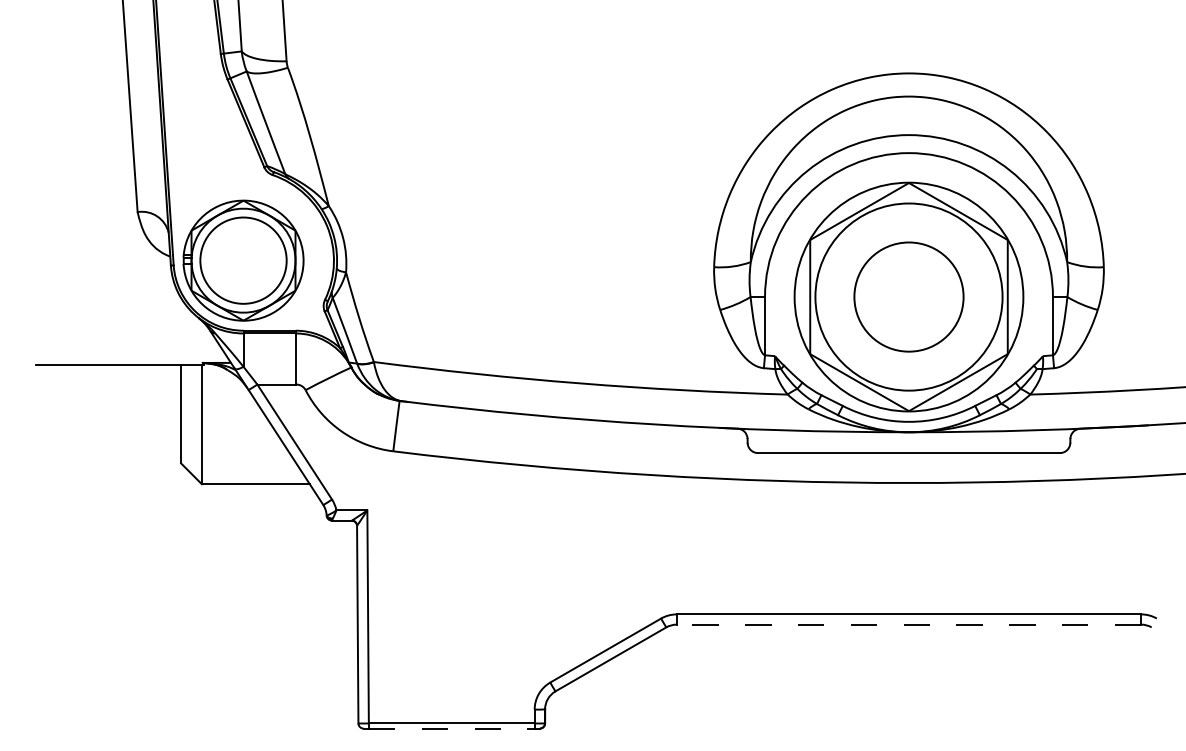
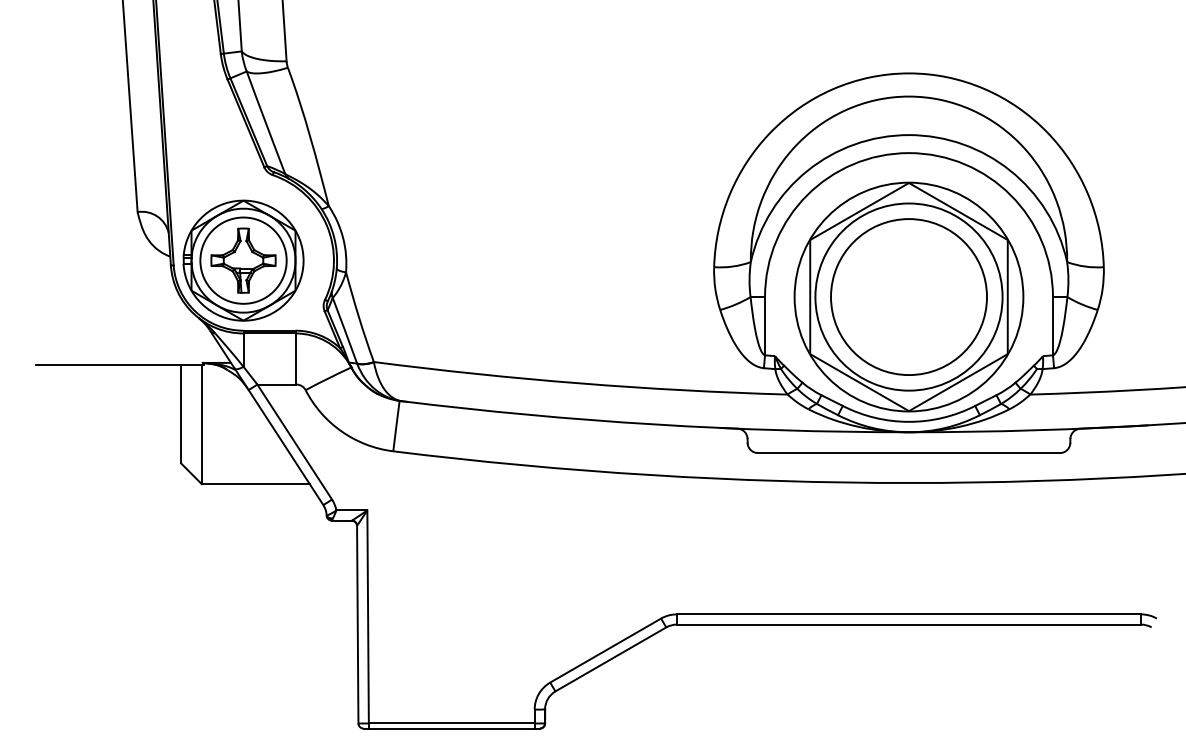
part: none -> present (243, 260)
circle diameter: 109 px -> 156 px (908, 297)
line: dashed -> solid (908, 624)
line: dashed -> solid (451, 728)
